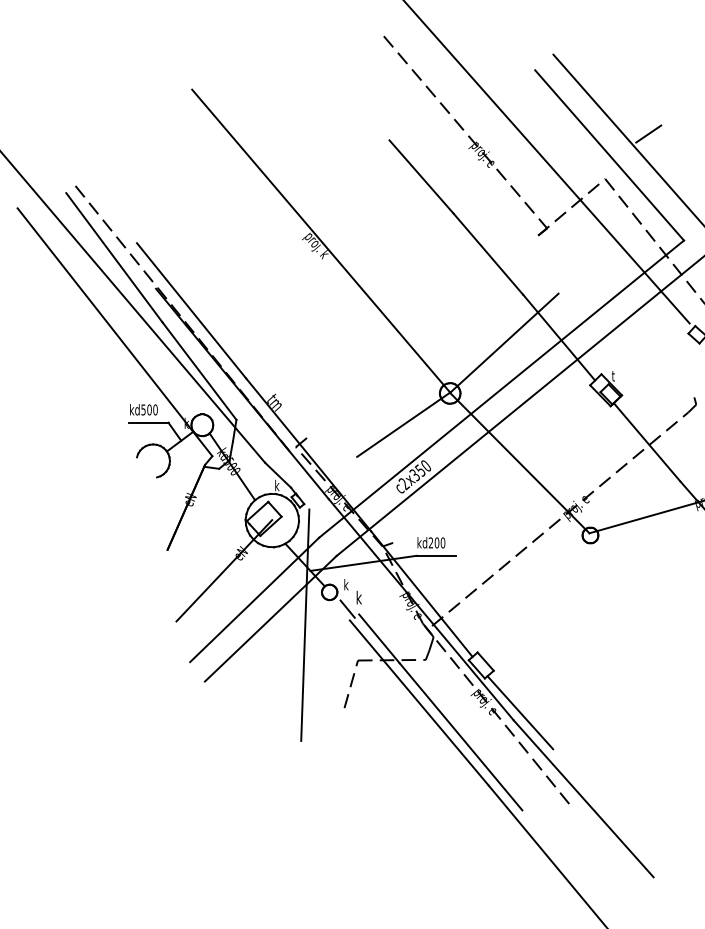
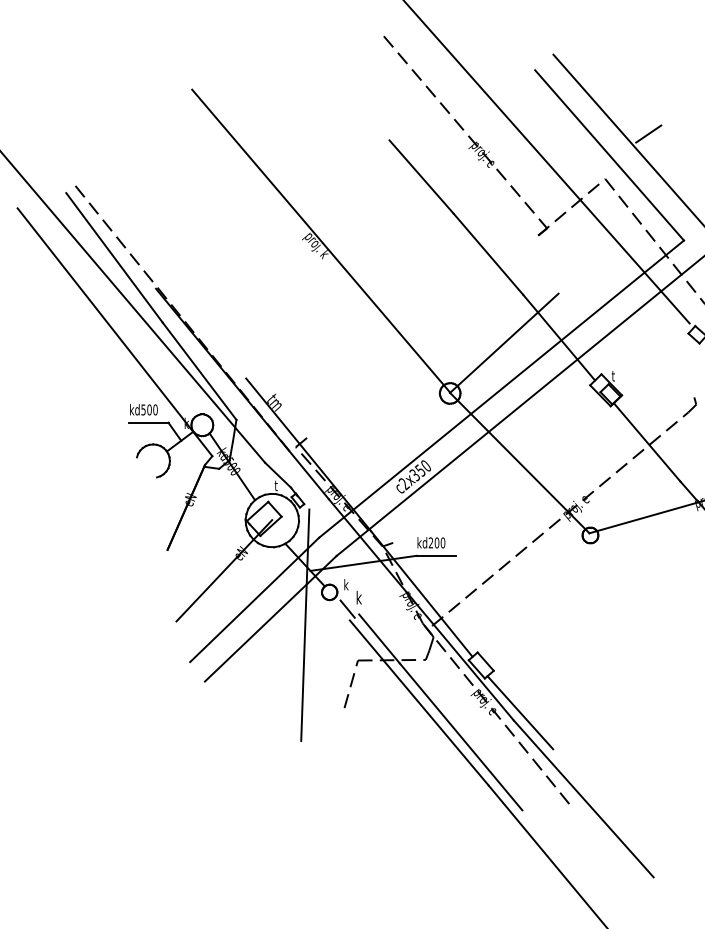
line: present -> none (191, 310)
line: present -> none (403, 424)
text: k -> t (276, 485)
